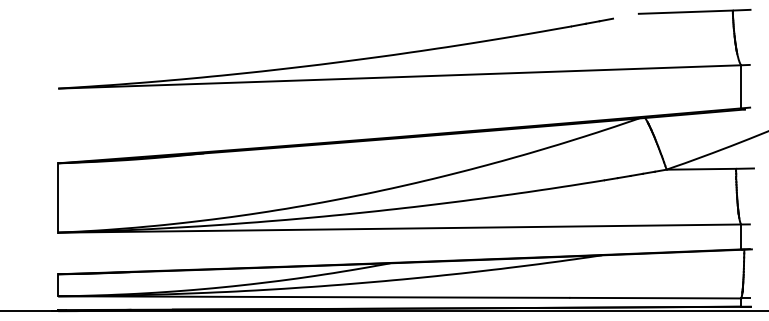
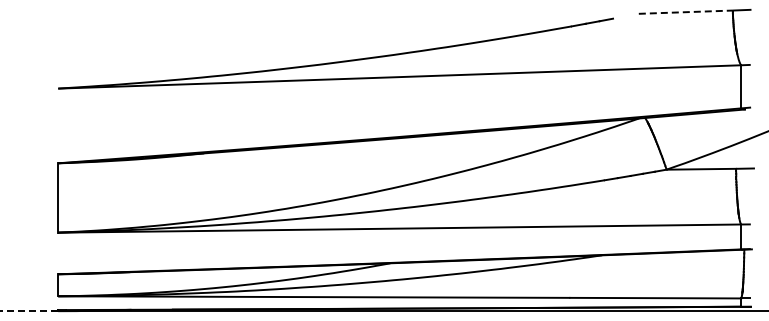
line: solid -> dashed (686, 12)
line: solid -> dashed (29, 311)
